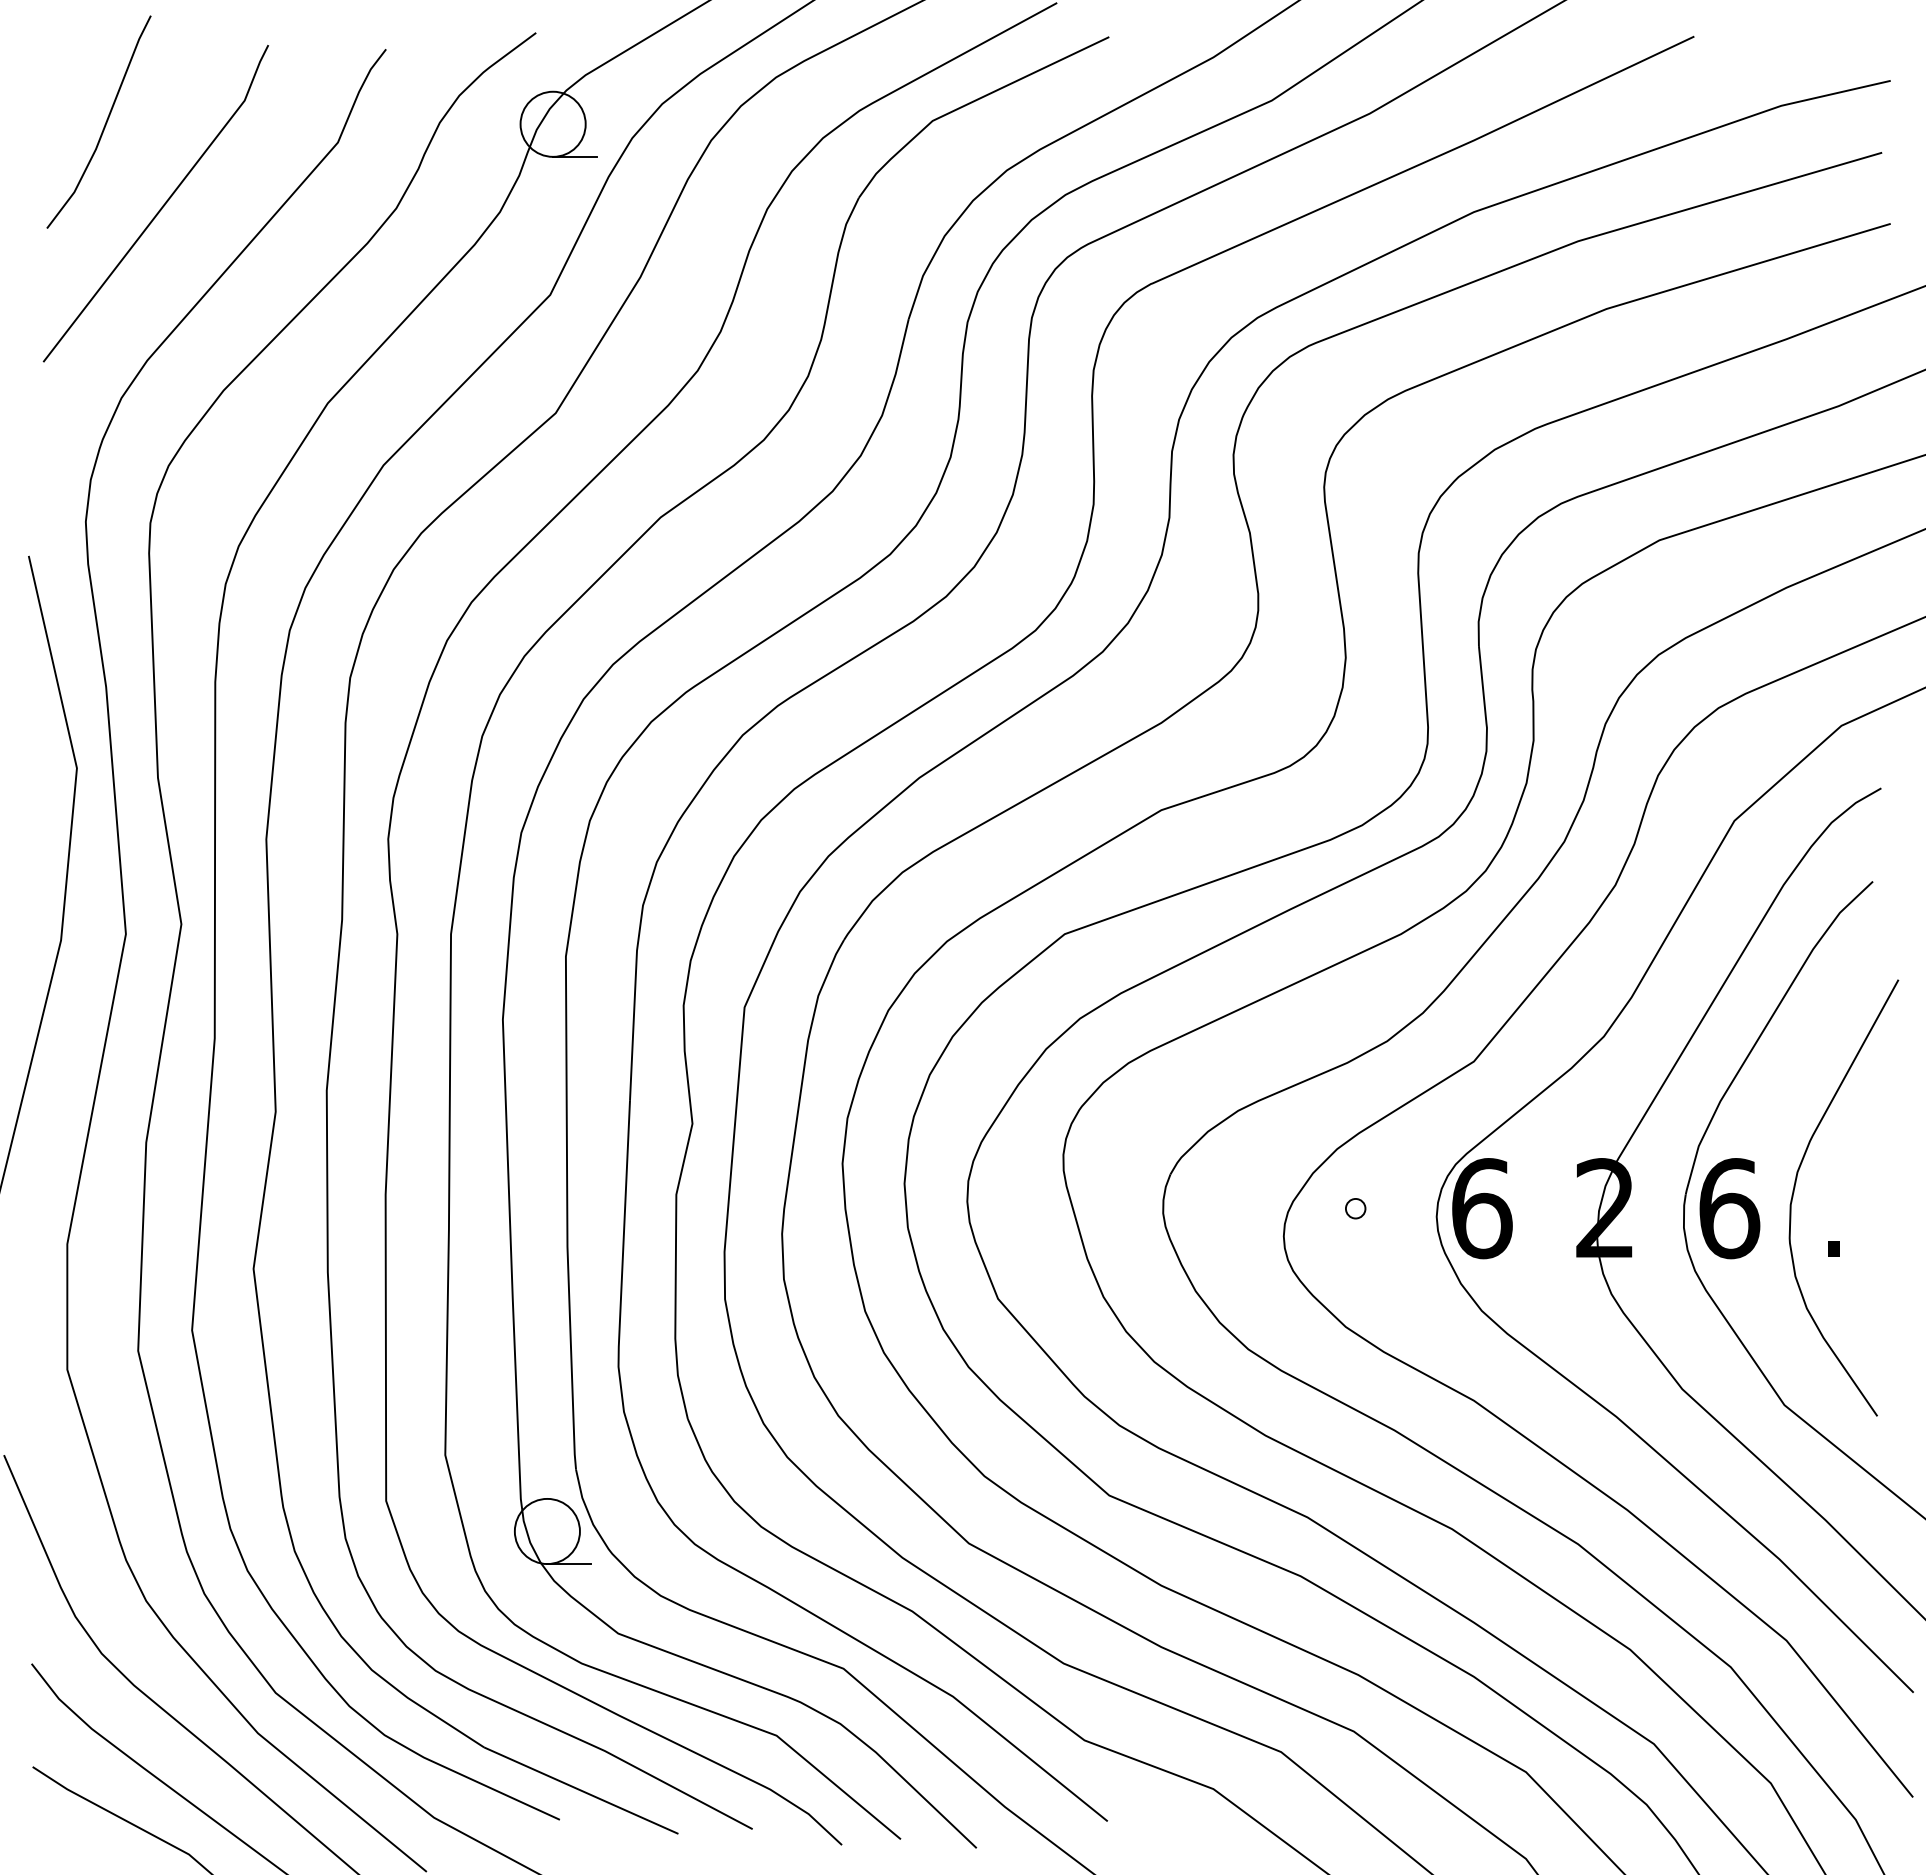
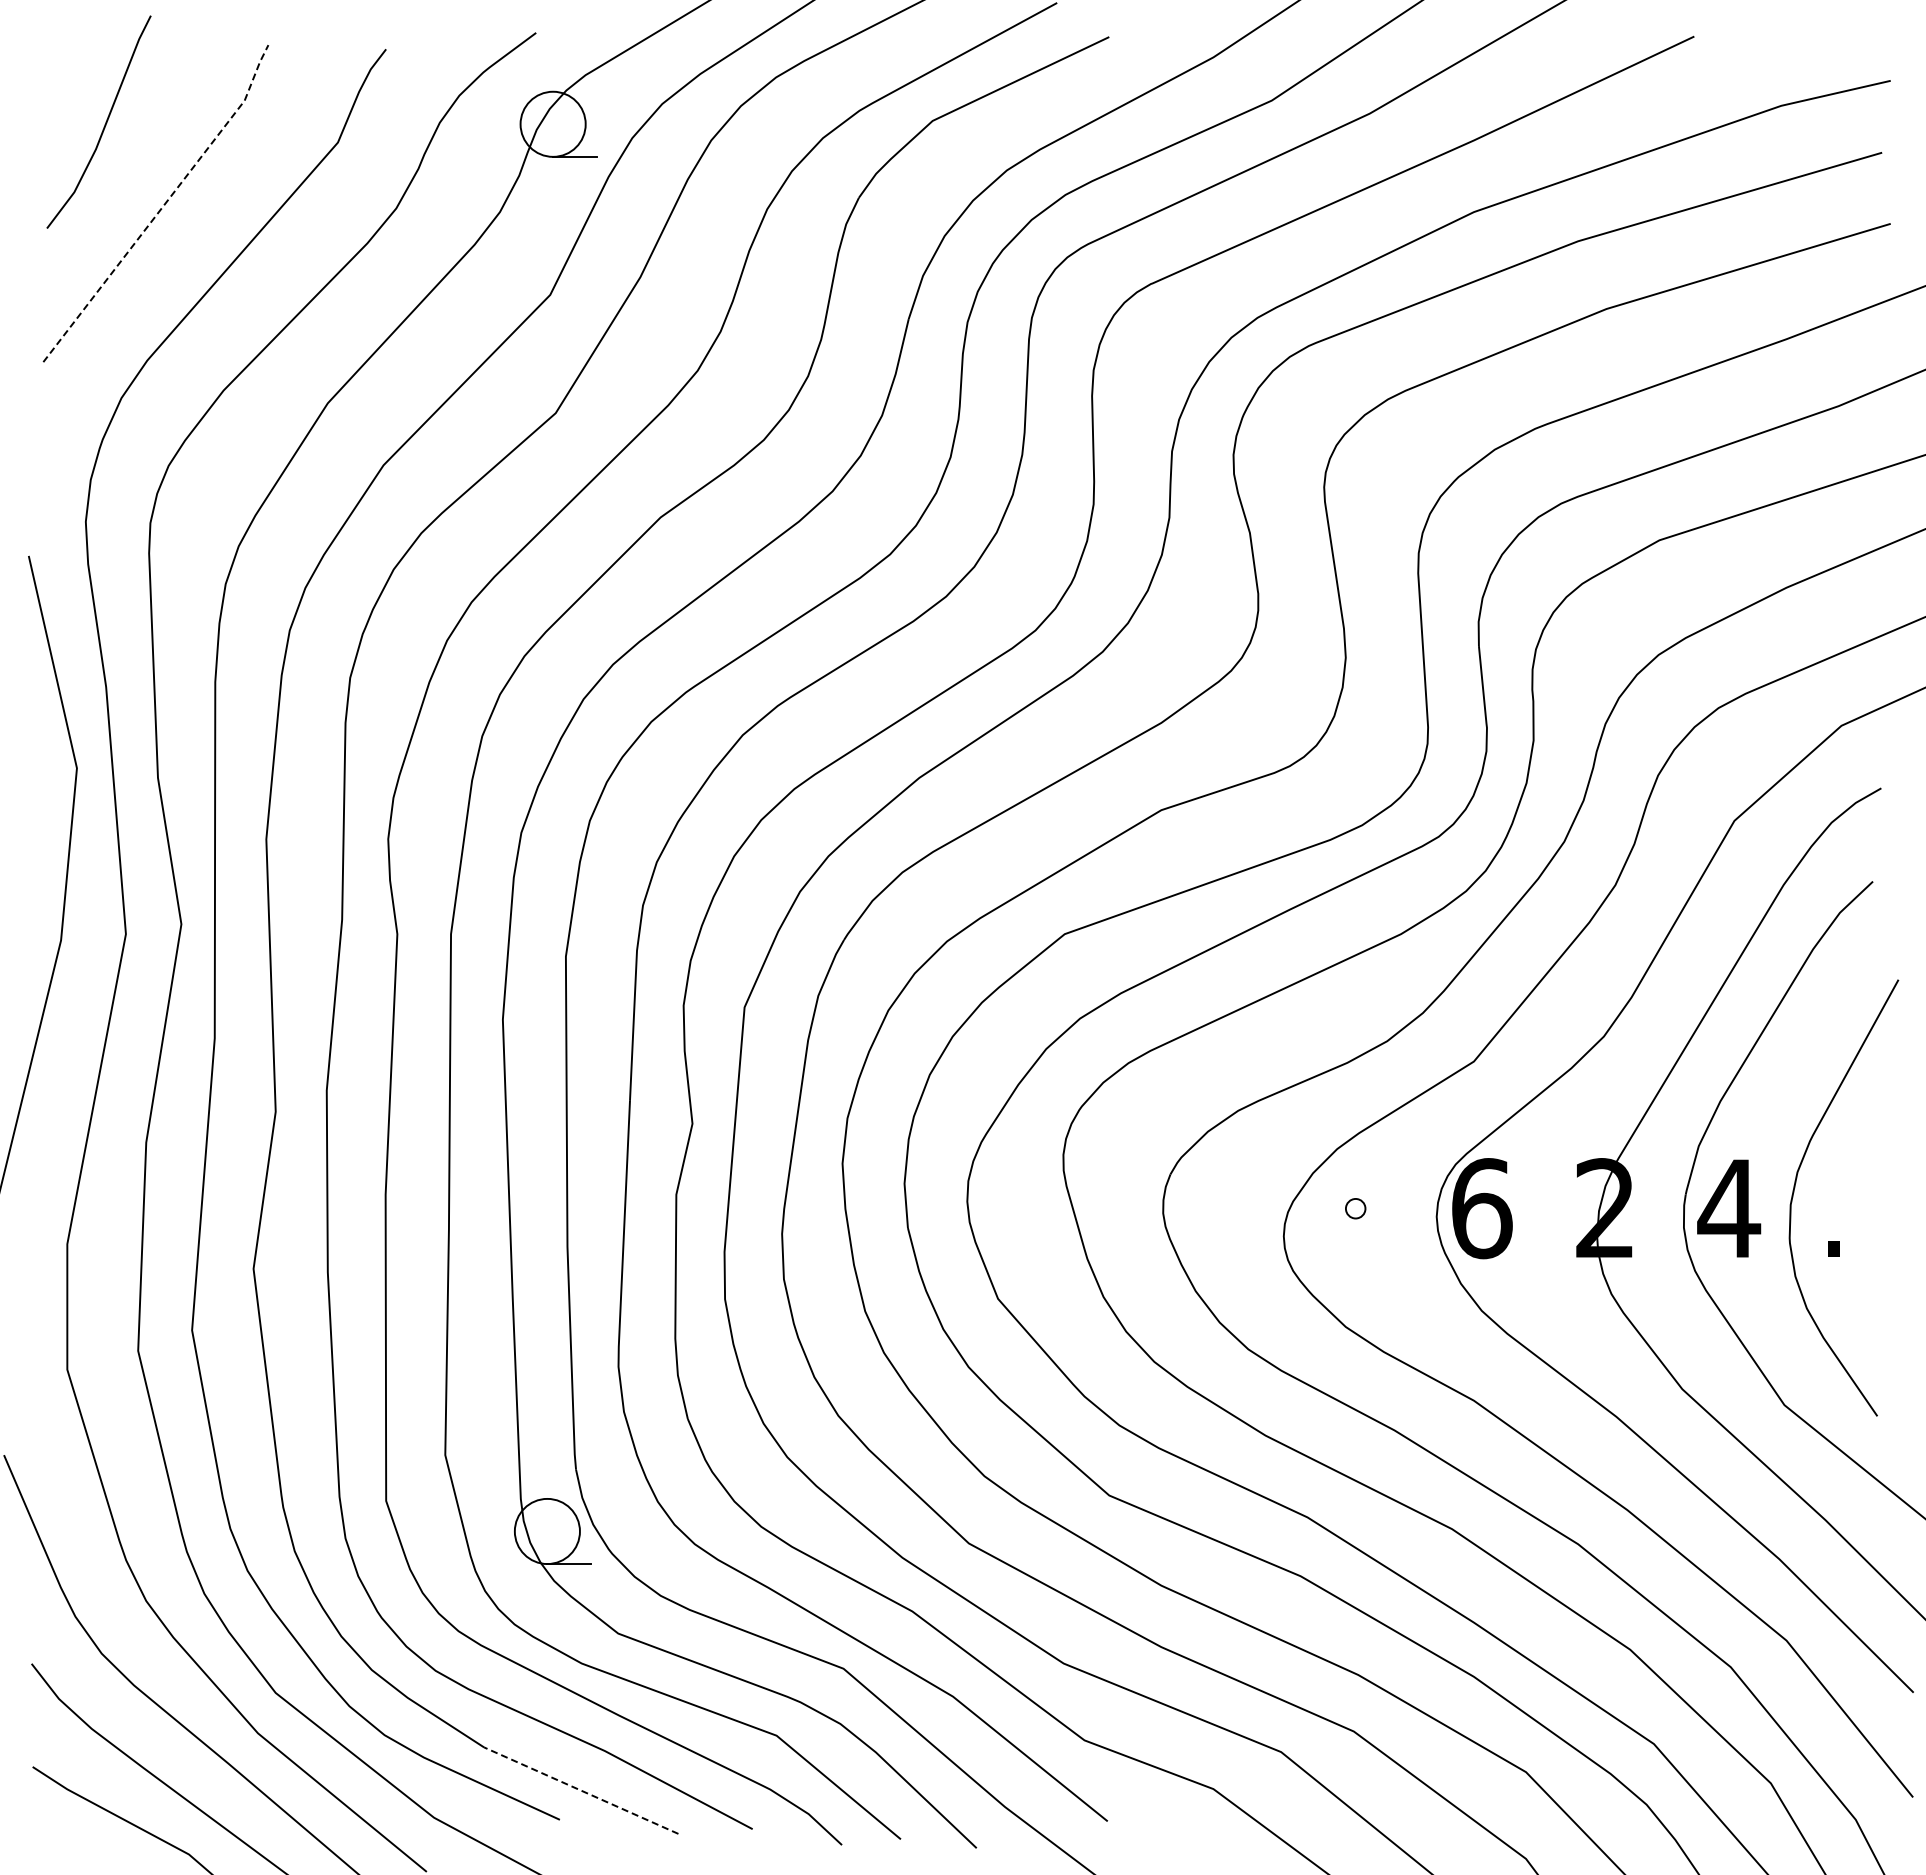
line: solid -> dashed (163, 206)
text: 6 -> 4 (1729, 1208)
line: solid -> dashed (580, 1790)
